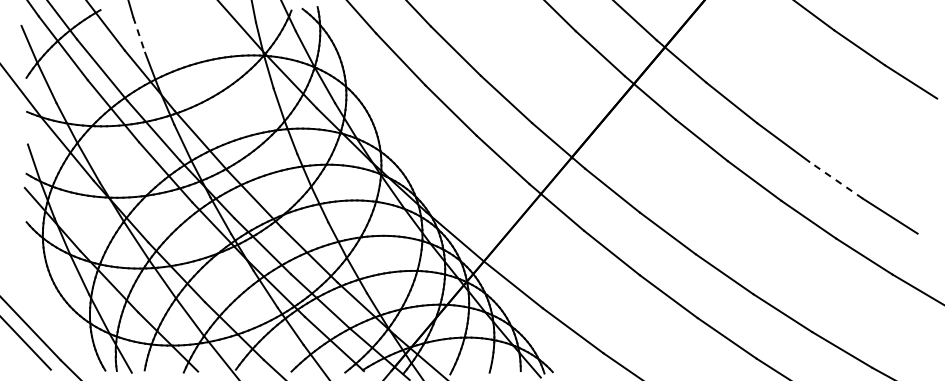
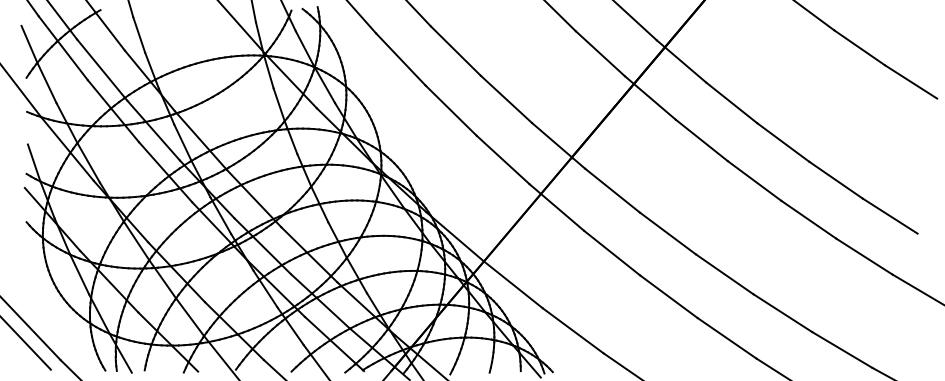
line: dashed -> solid (139, 34)
line: dashed -> solid (835, 179)
